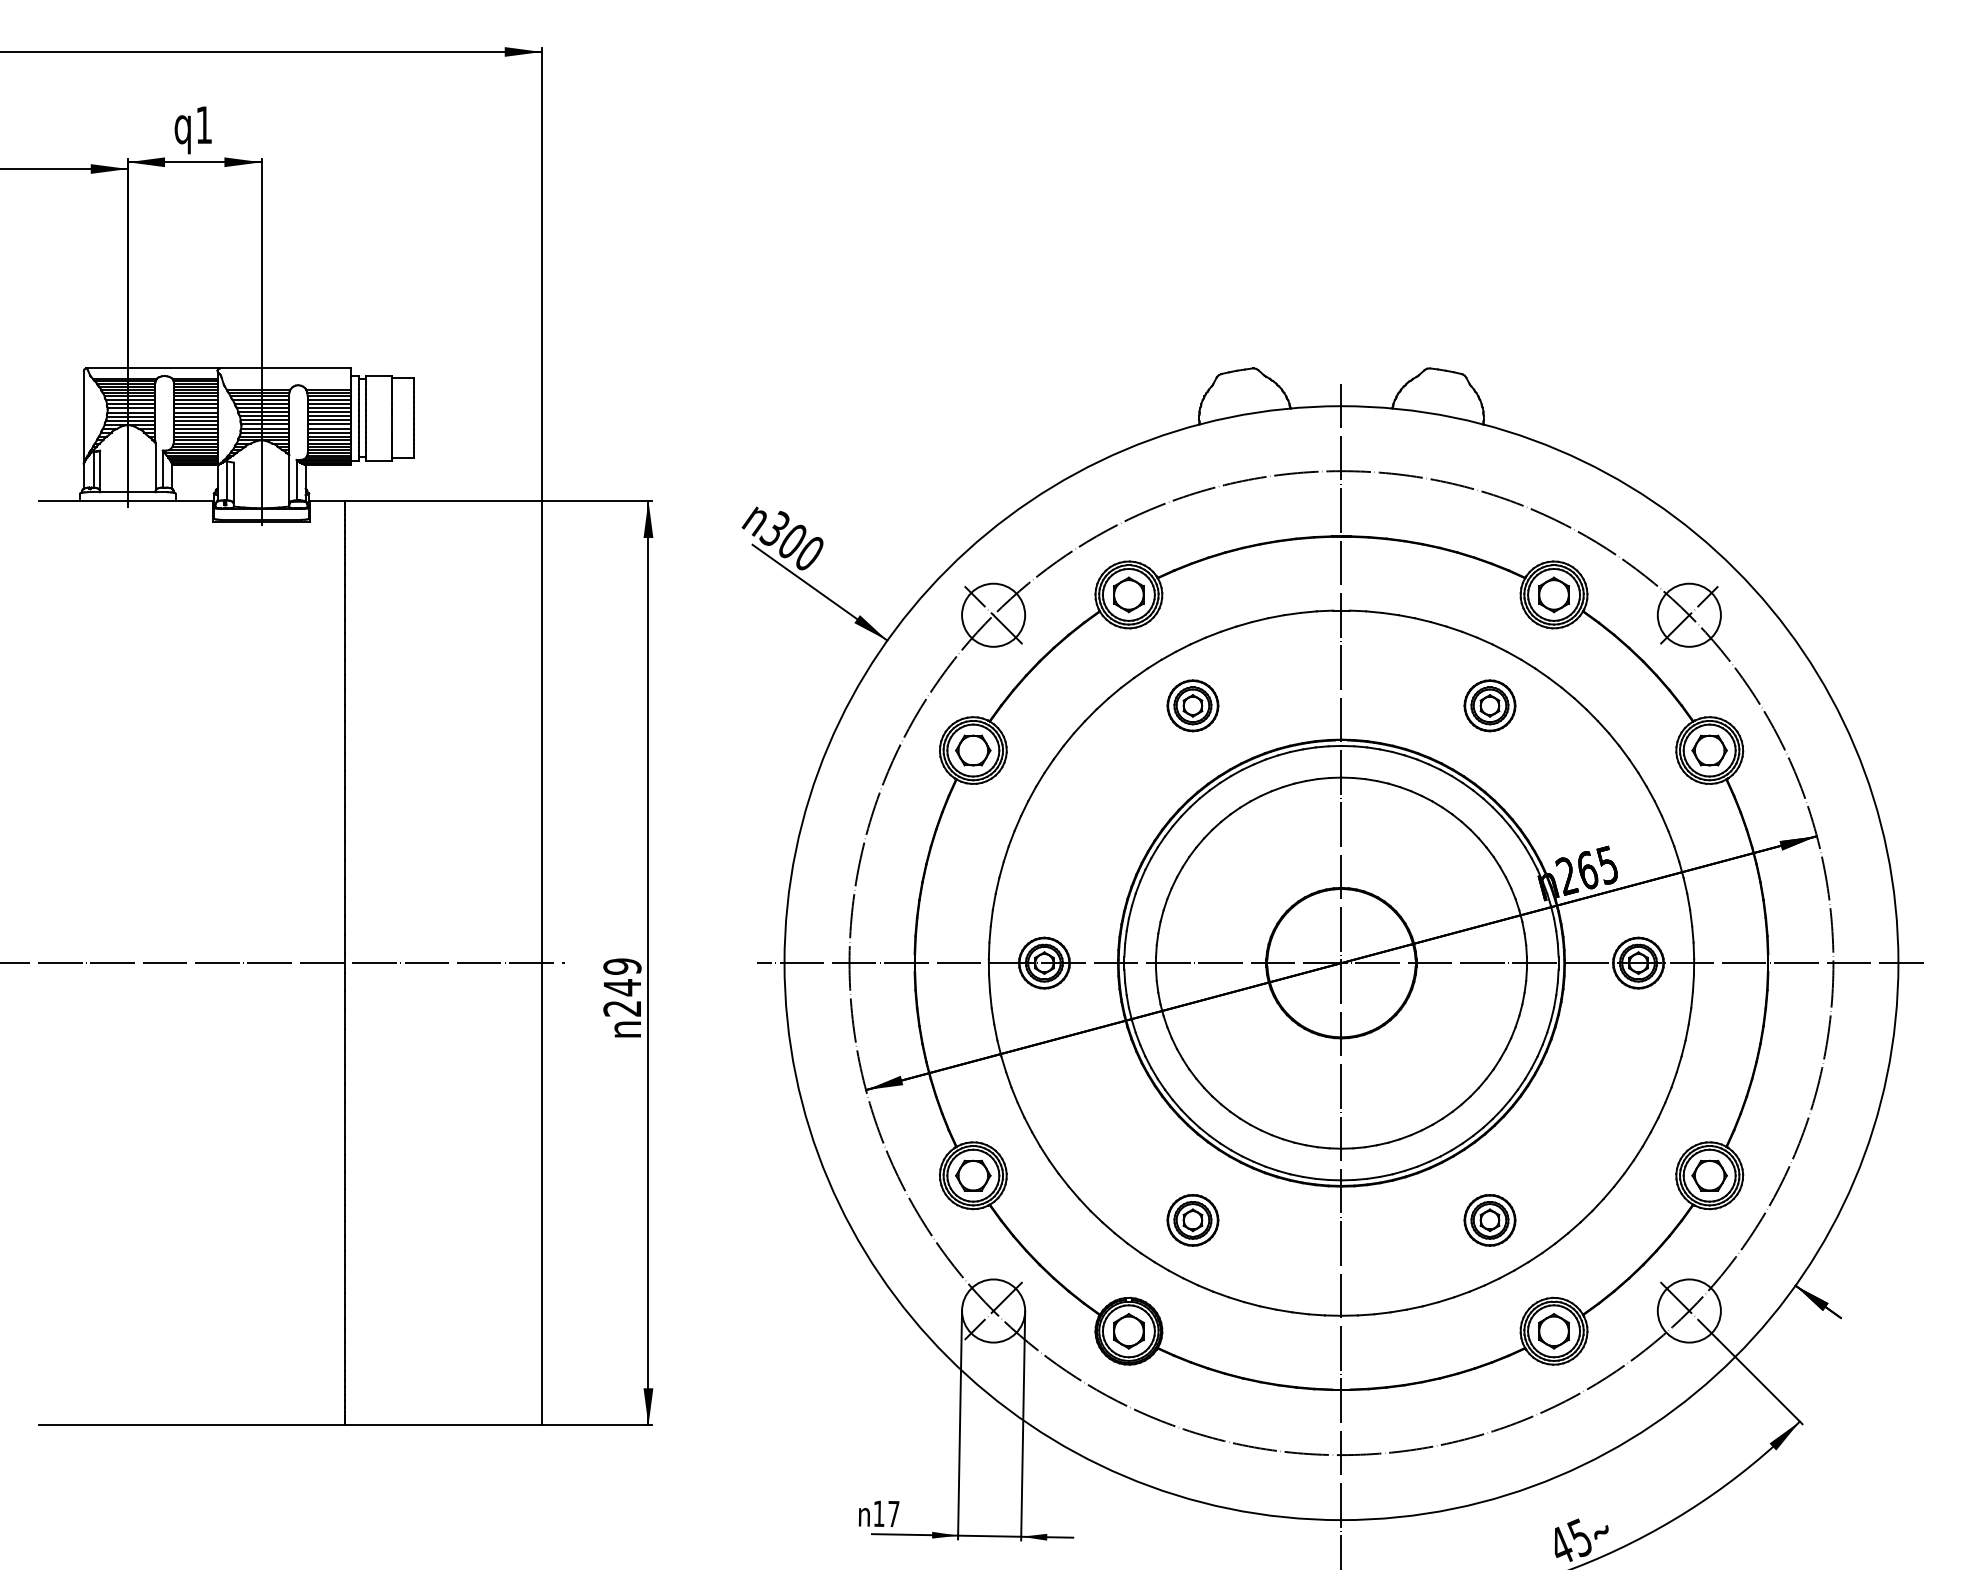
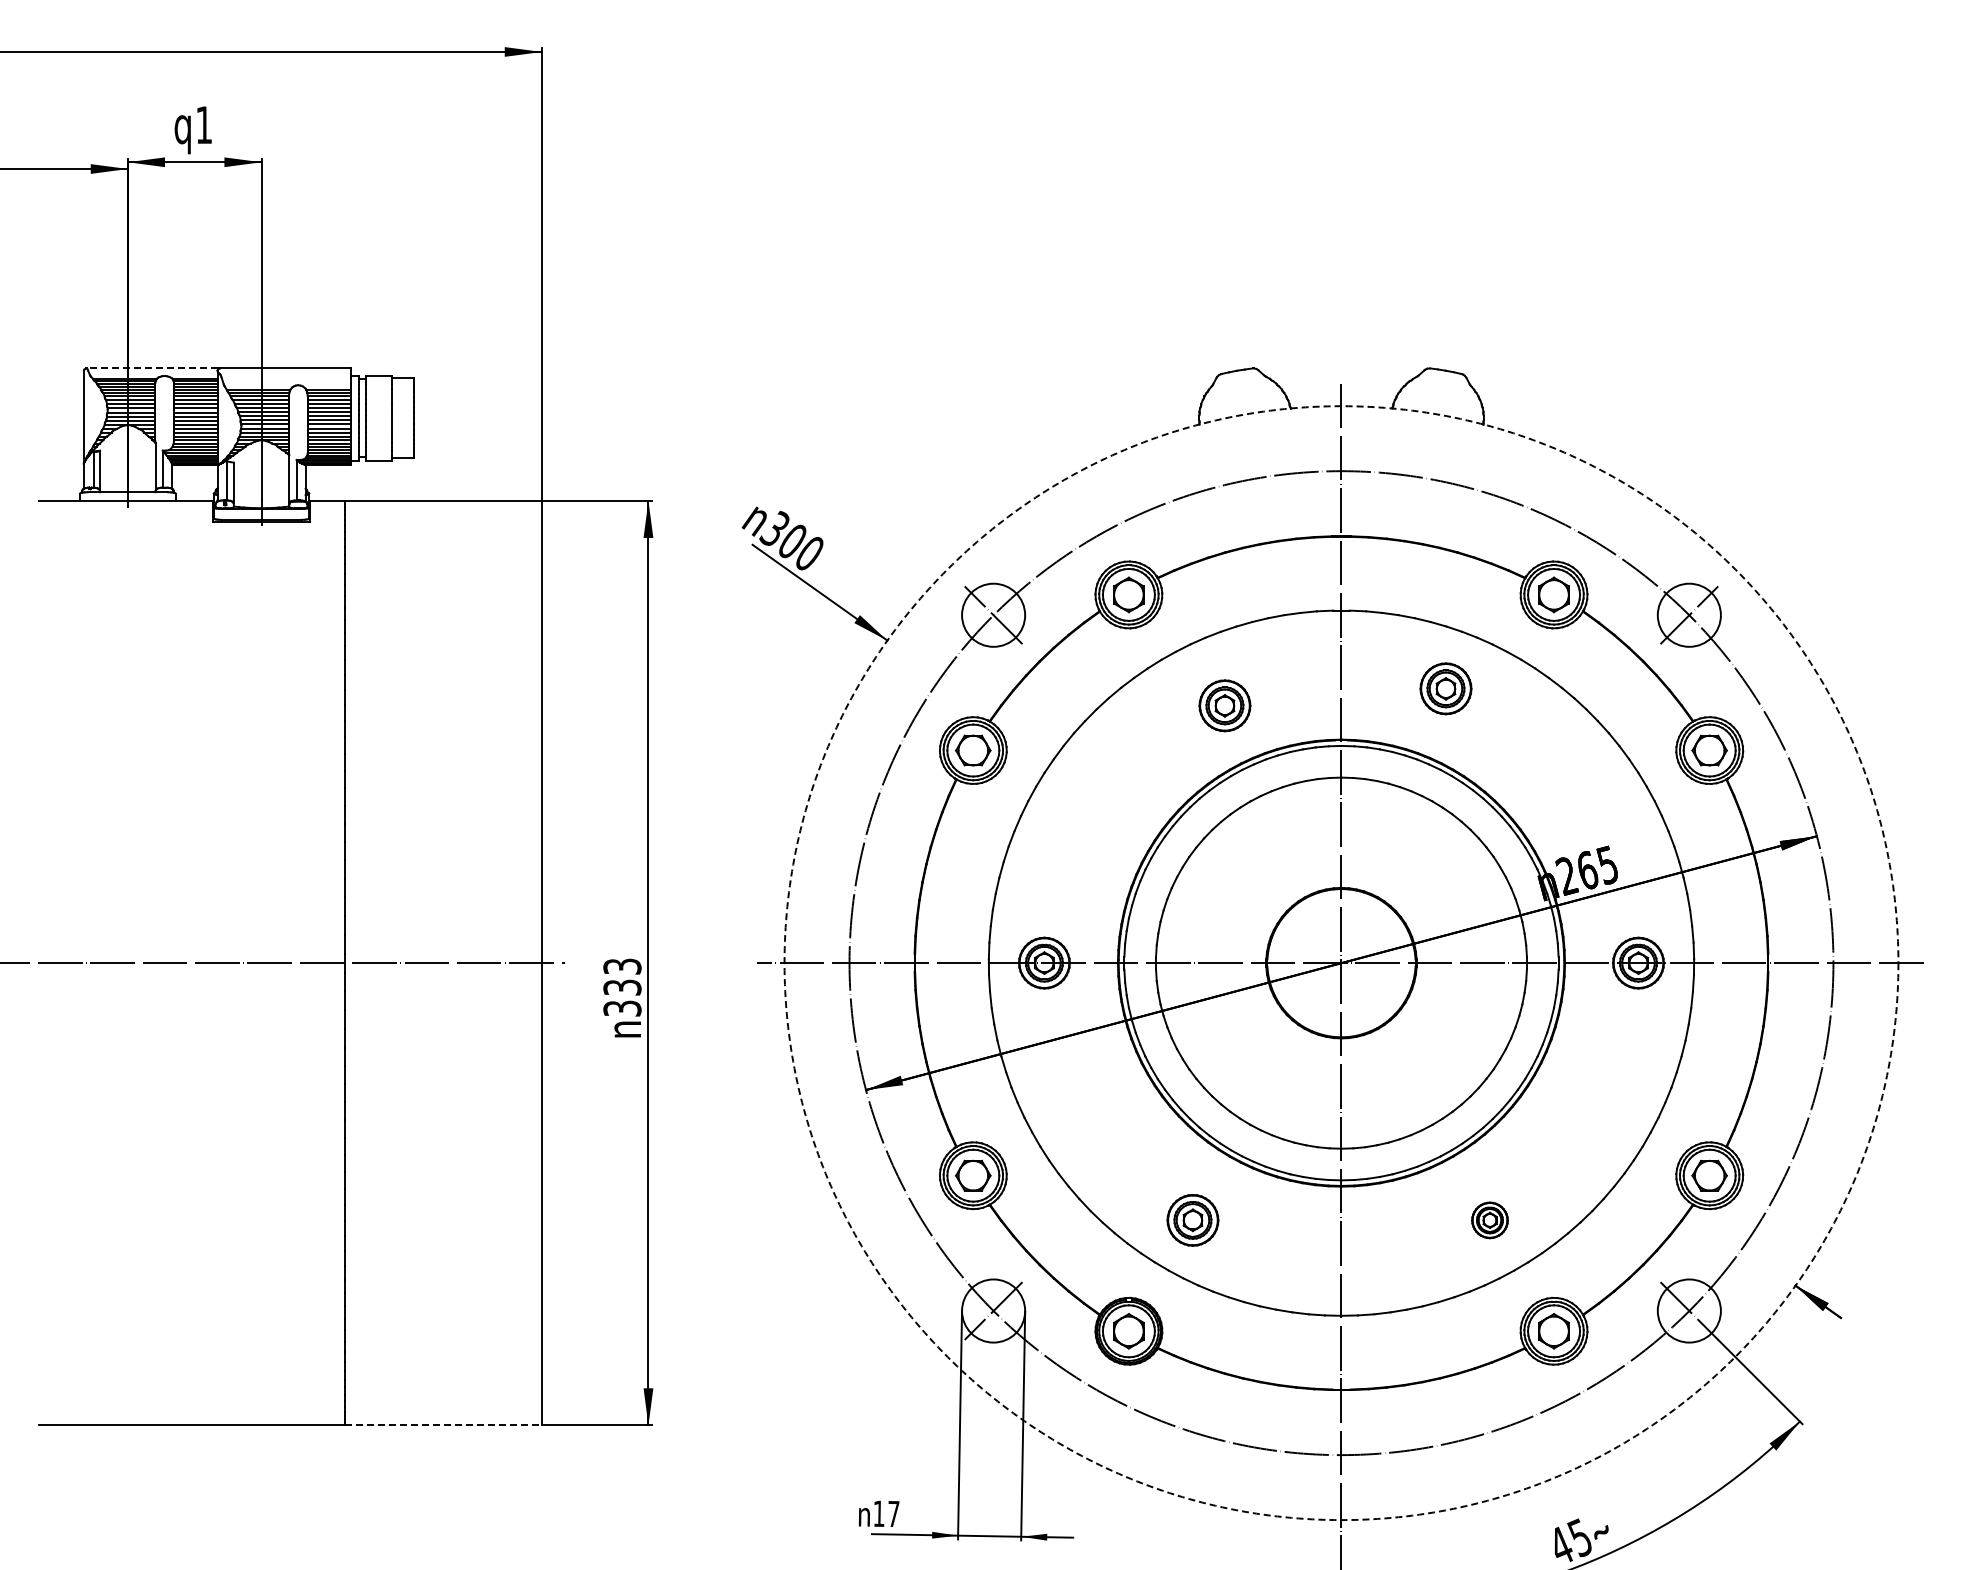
line: solid -> dashed (151, 368)
part position: (1192, 705) -> (1224, 705) (1224, 705)
part position: (1489, 705) -> (1445, 688) (1445, 688)
circle: solid -> dashed (1341, 963)
text: 249 -> 333 (622, 987)
part size: 54x53 px -> 38x39 px (1489, 1220)
line: solid -> dashed (444, 1425)
